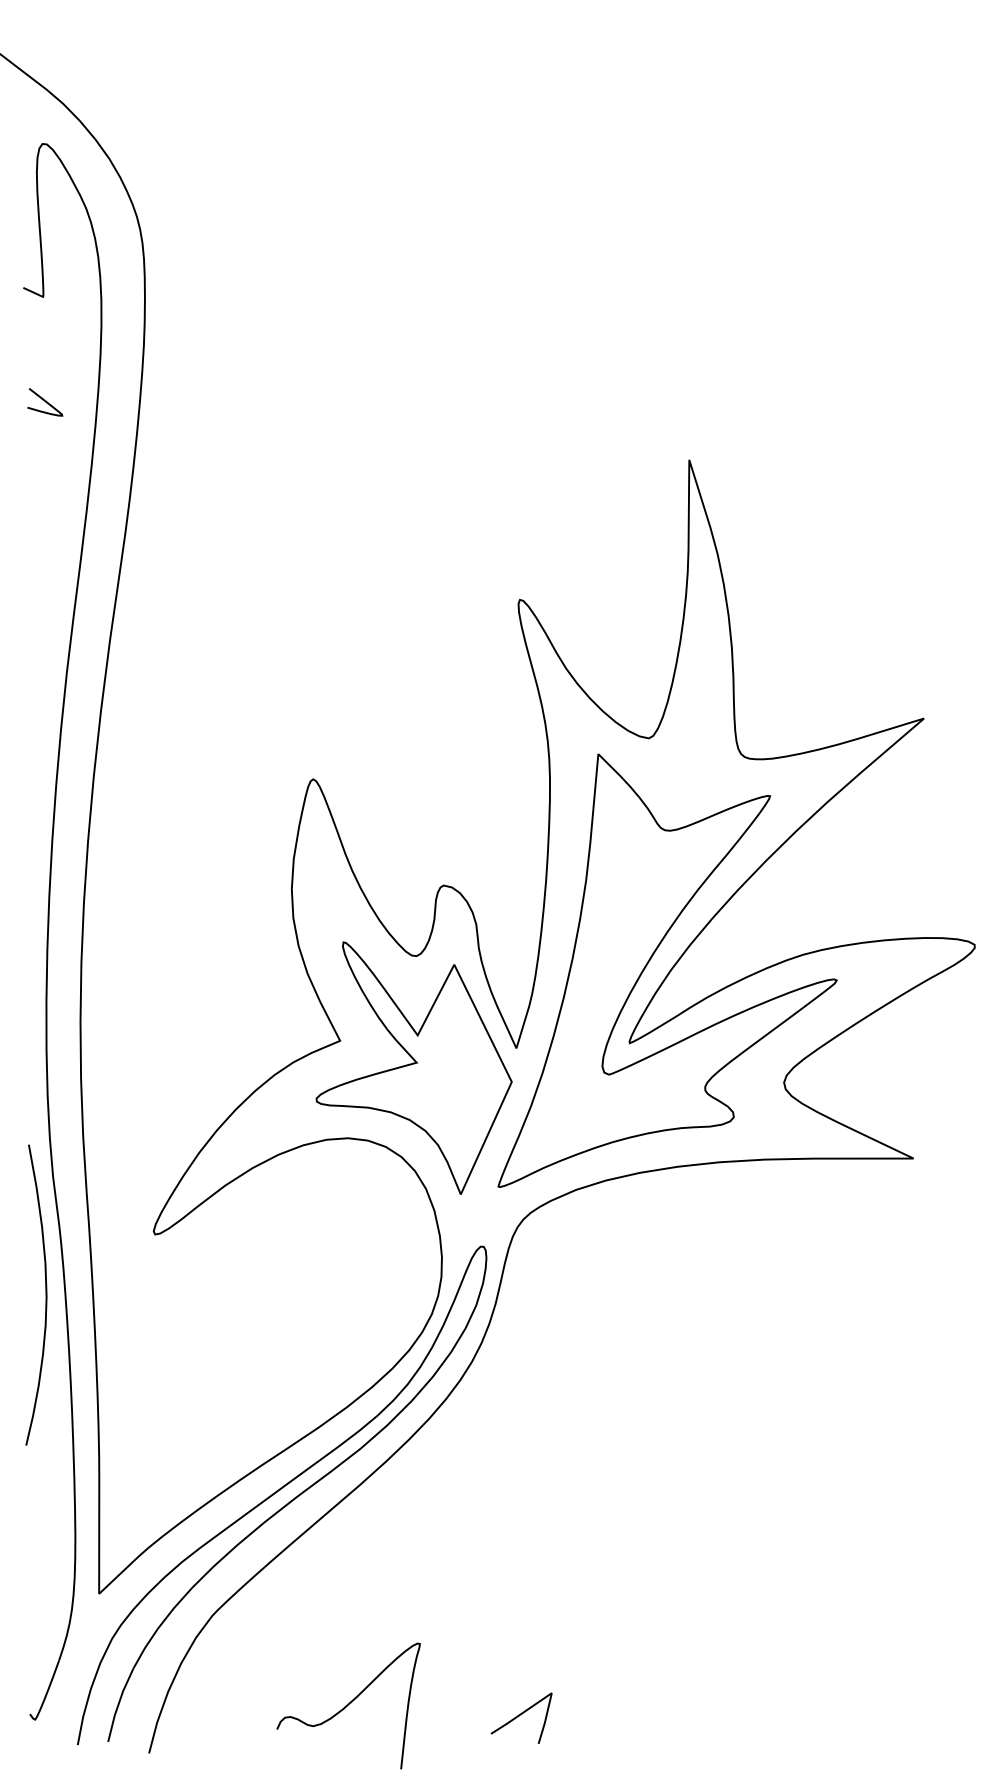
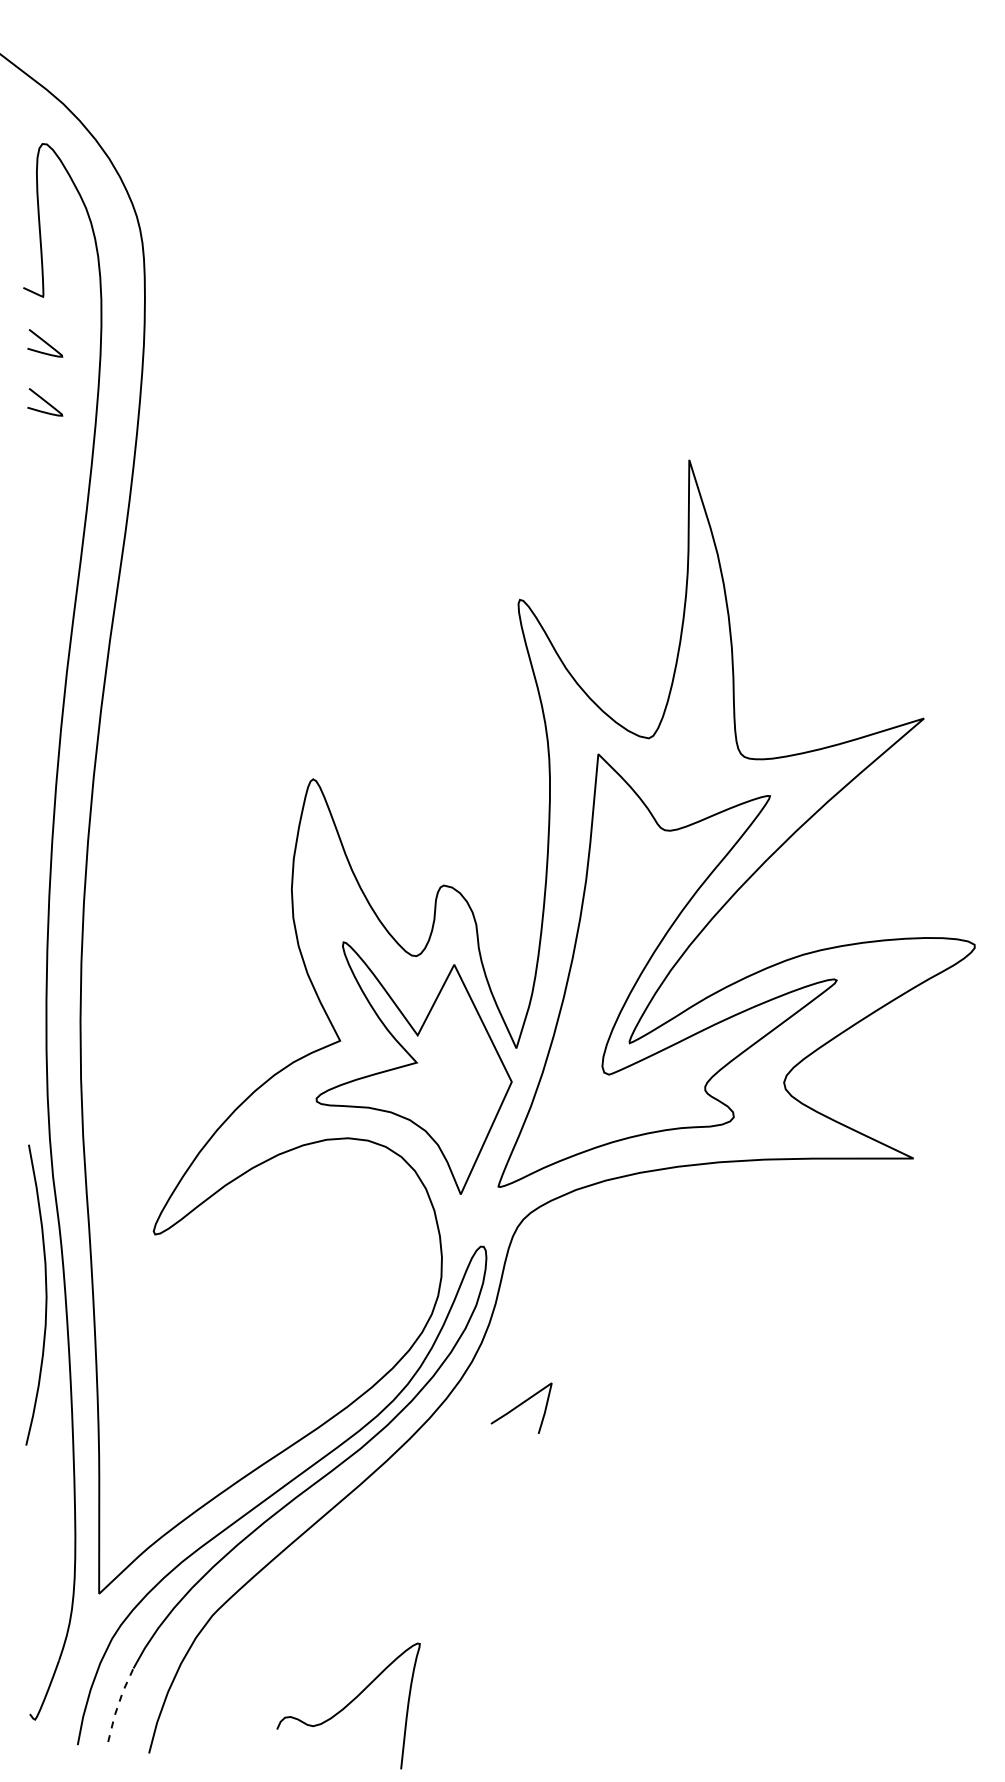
curve: none -> present (45, 343)
line: solid -> dashed (118, 1704)
curve position: (520, 1715) -> (520, 1405) (520, 1405)
